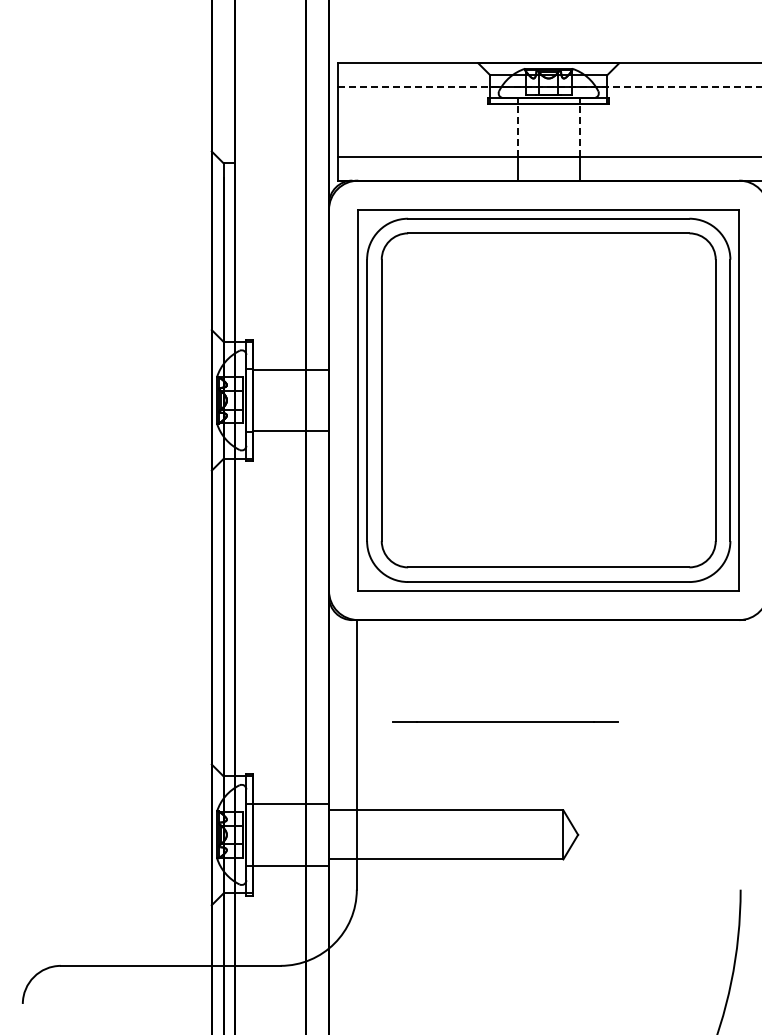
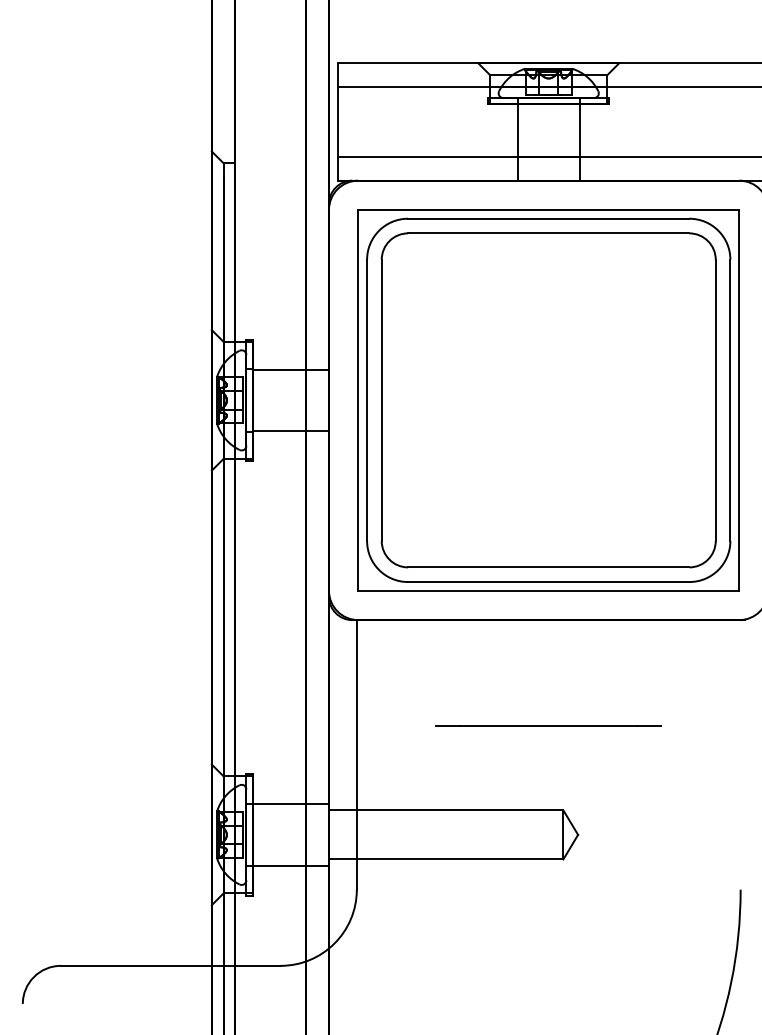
line: dashed -> solid (550, 86)
line: dashed -> solid (517, 130)
line: dashed -> solid (579, 130)
line position: (505, 721) -> (548, 725) (548, 725)
